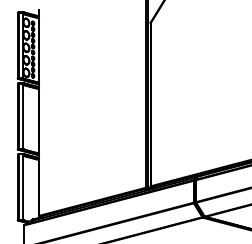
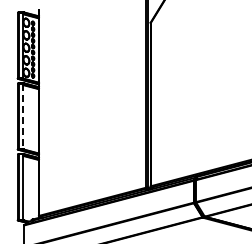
line: solid -> dashed (23, 116)
